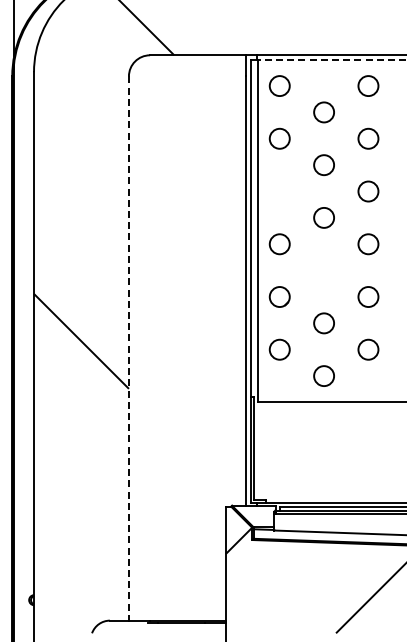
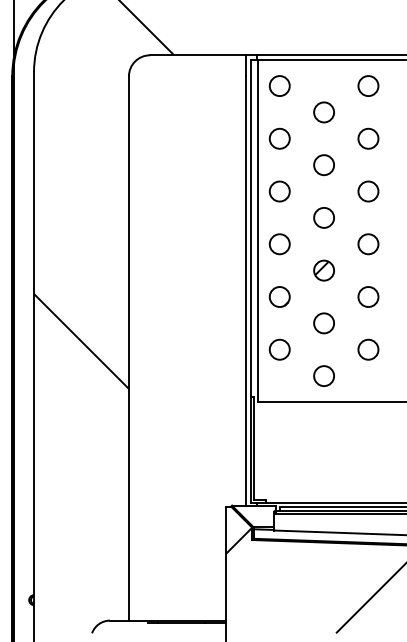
line: dashed -> solid (331, 59)
circle: none -> present (279, 191)
part: none -> present (323, 270)
line: dashed -> solid (128, 349)
